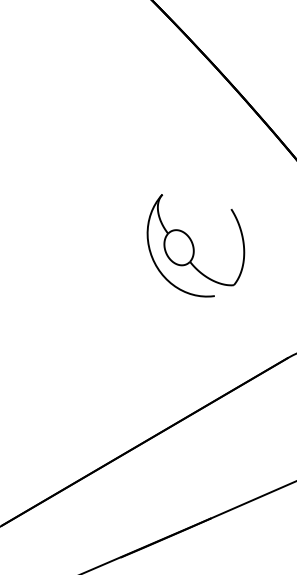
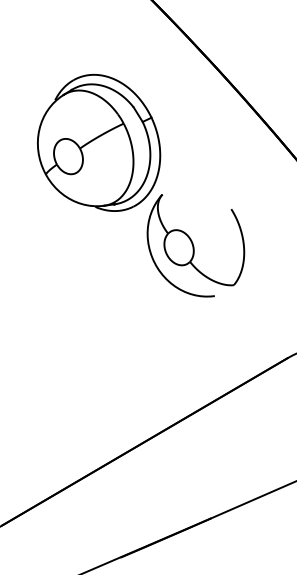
part: none -> present (99, 142)
